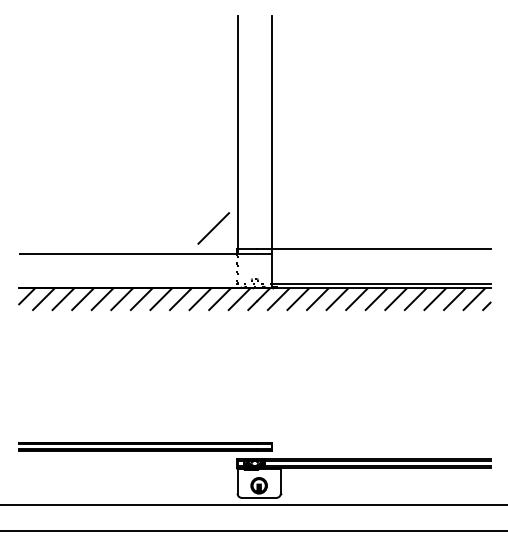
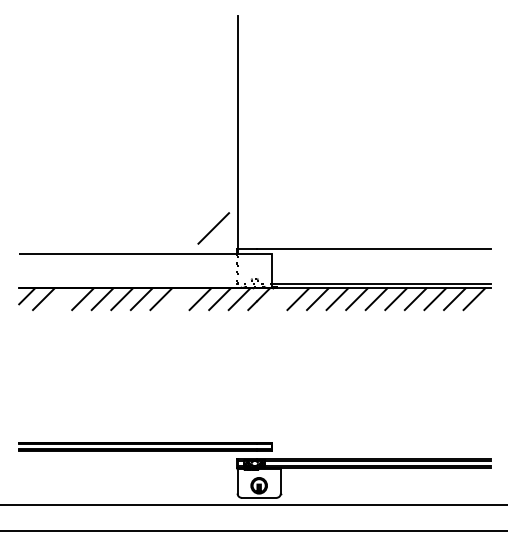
line: present -> none (272, 134)
line: present -> none (63, 299)
line: present -> none (180, 299)
line: present -> none (278, 299)
line: present -> none (486, 306)
